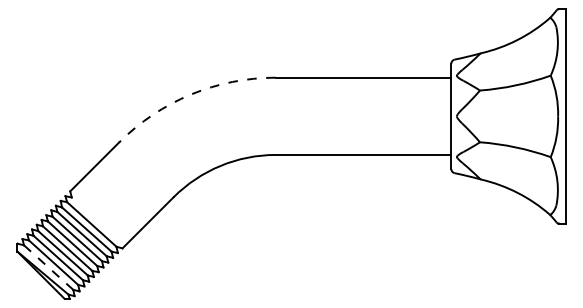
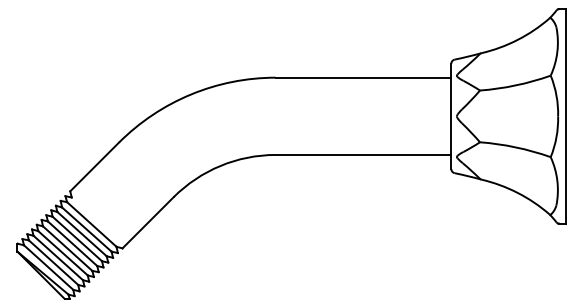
arc: dashed -> solid (190, 94)
line: dashed -> solid (49, 267)
